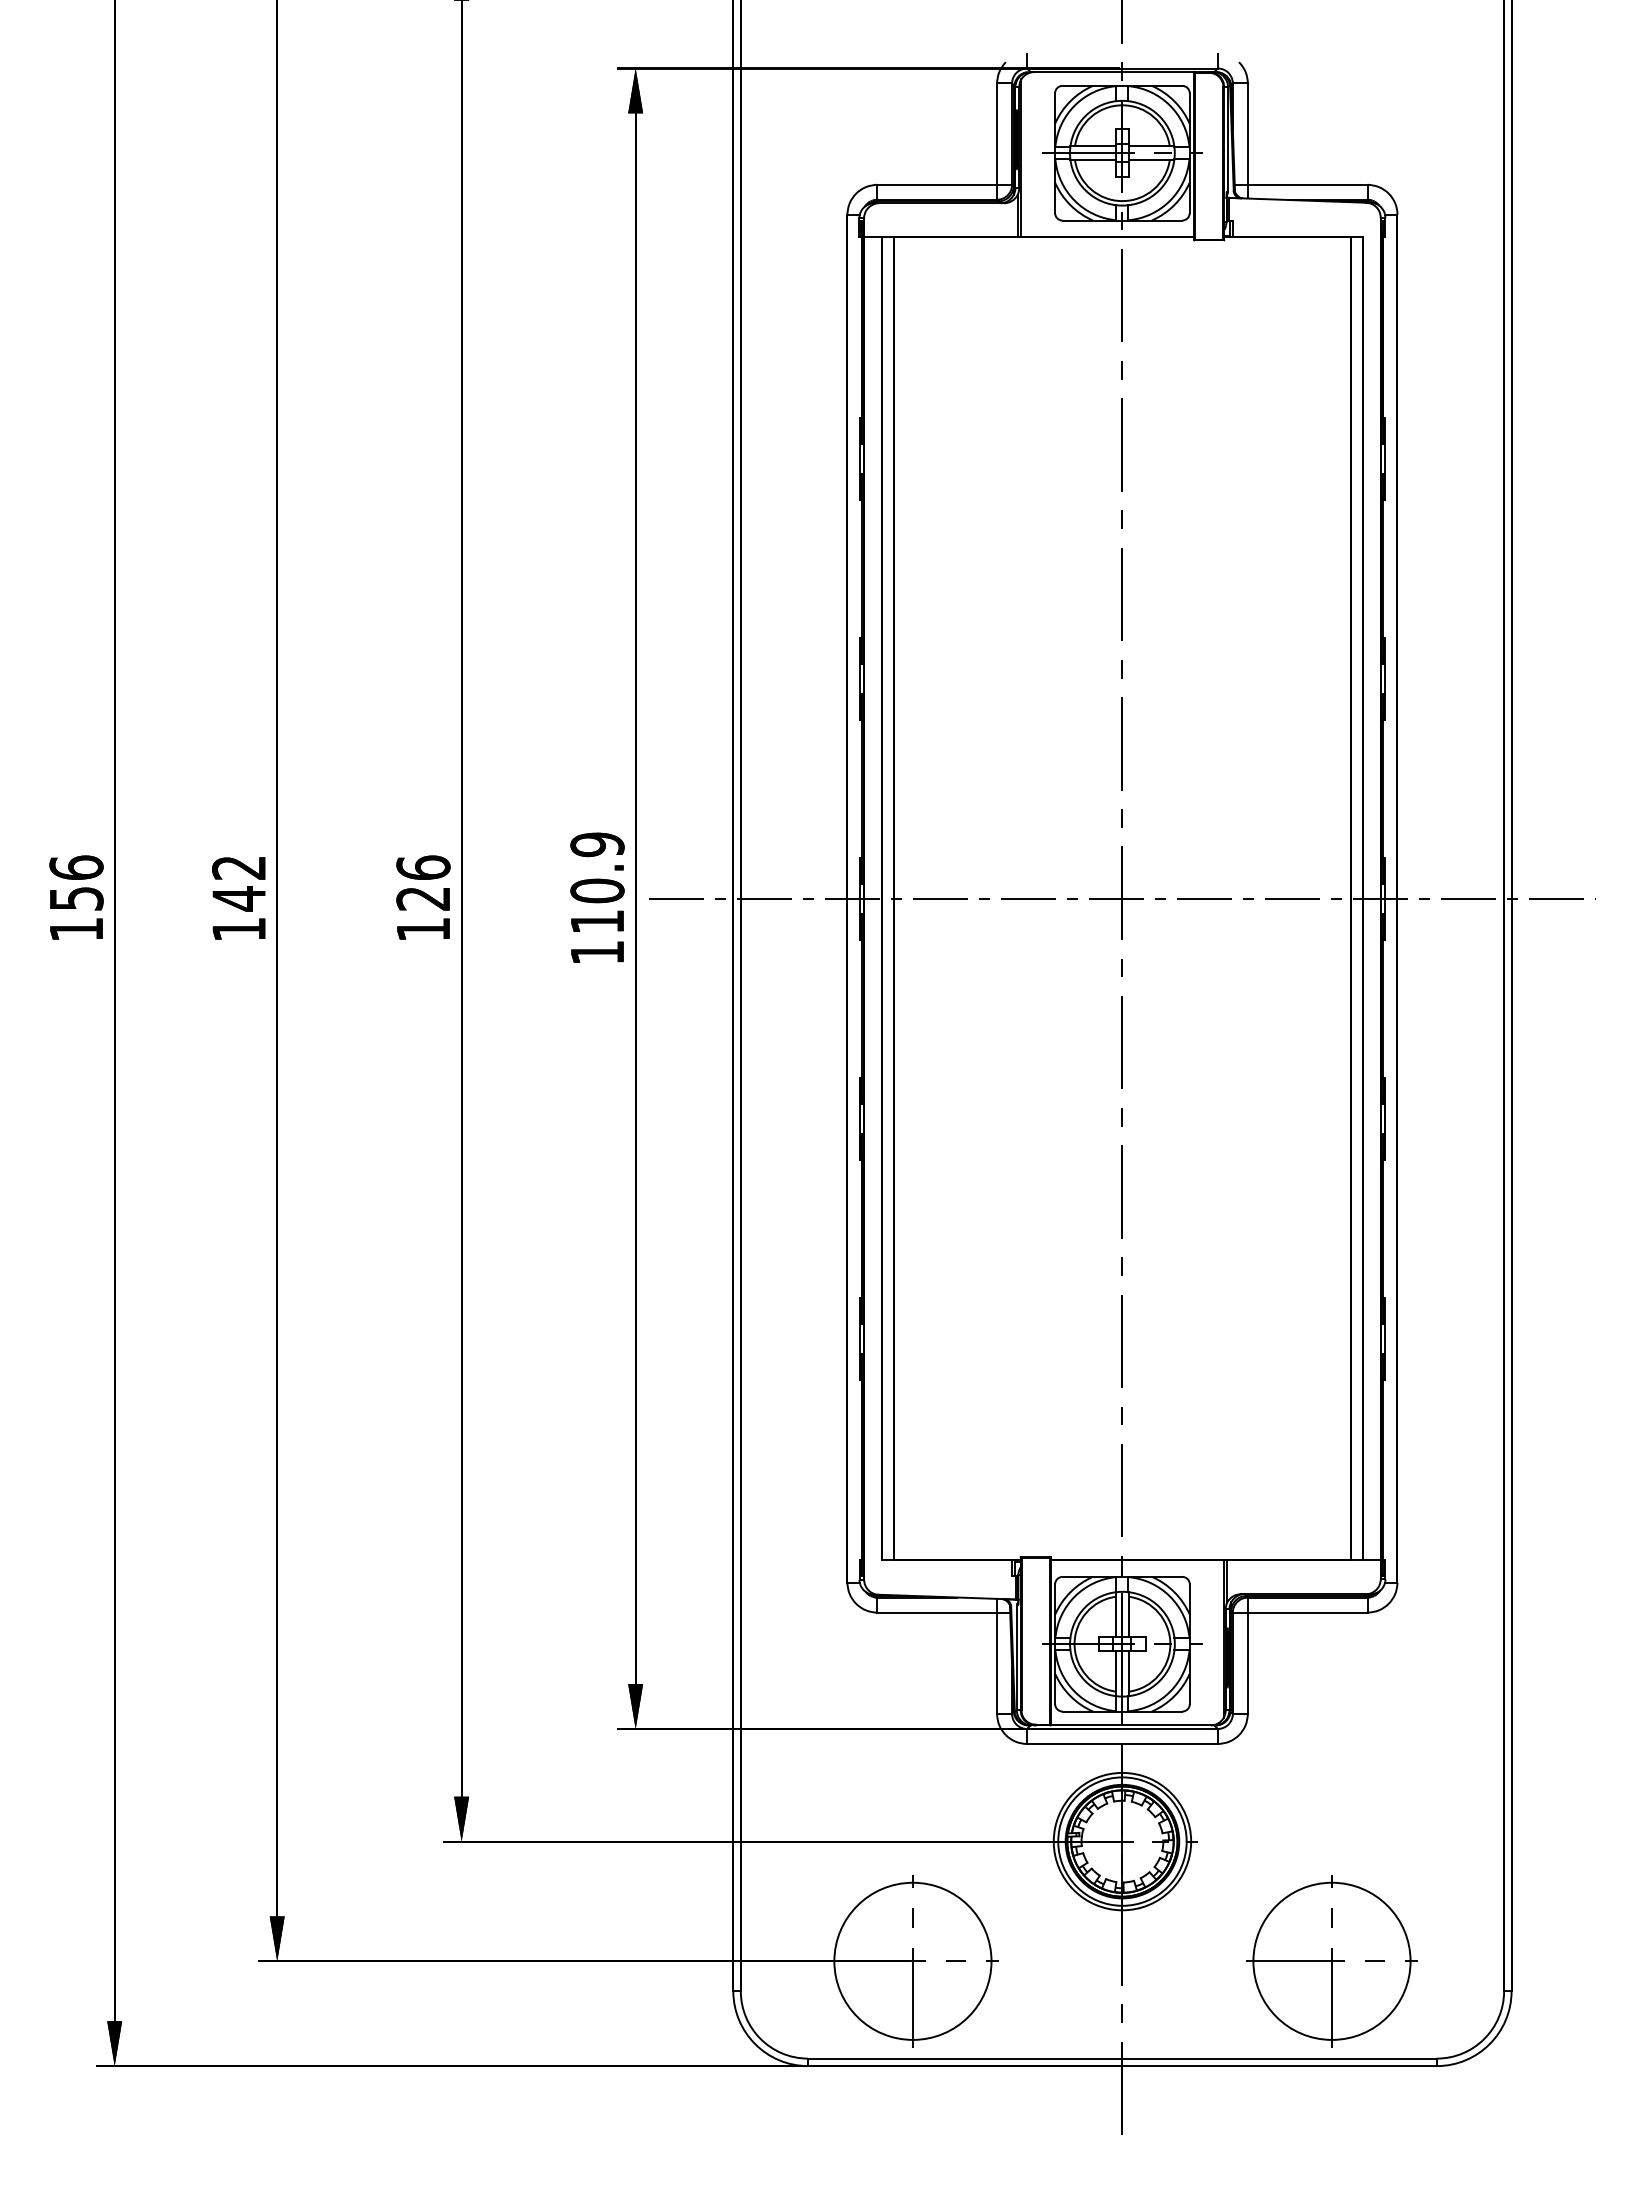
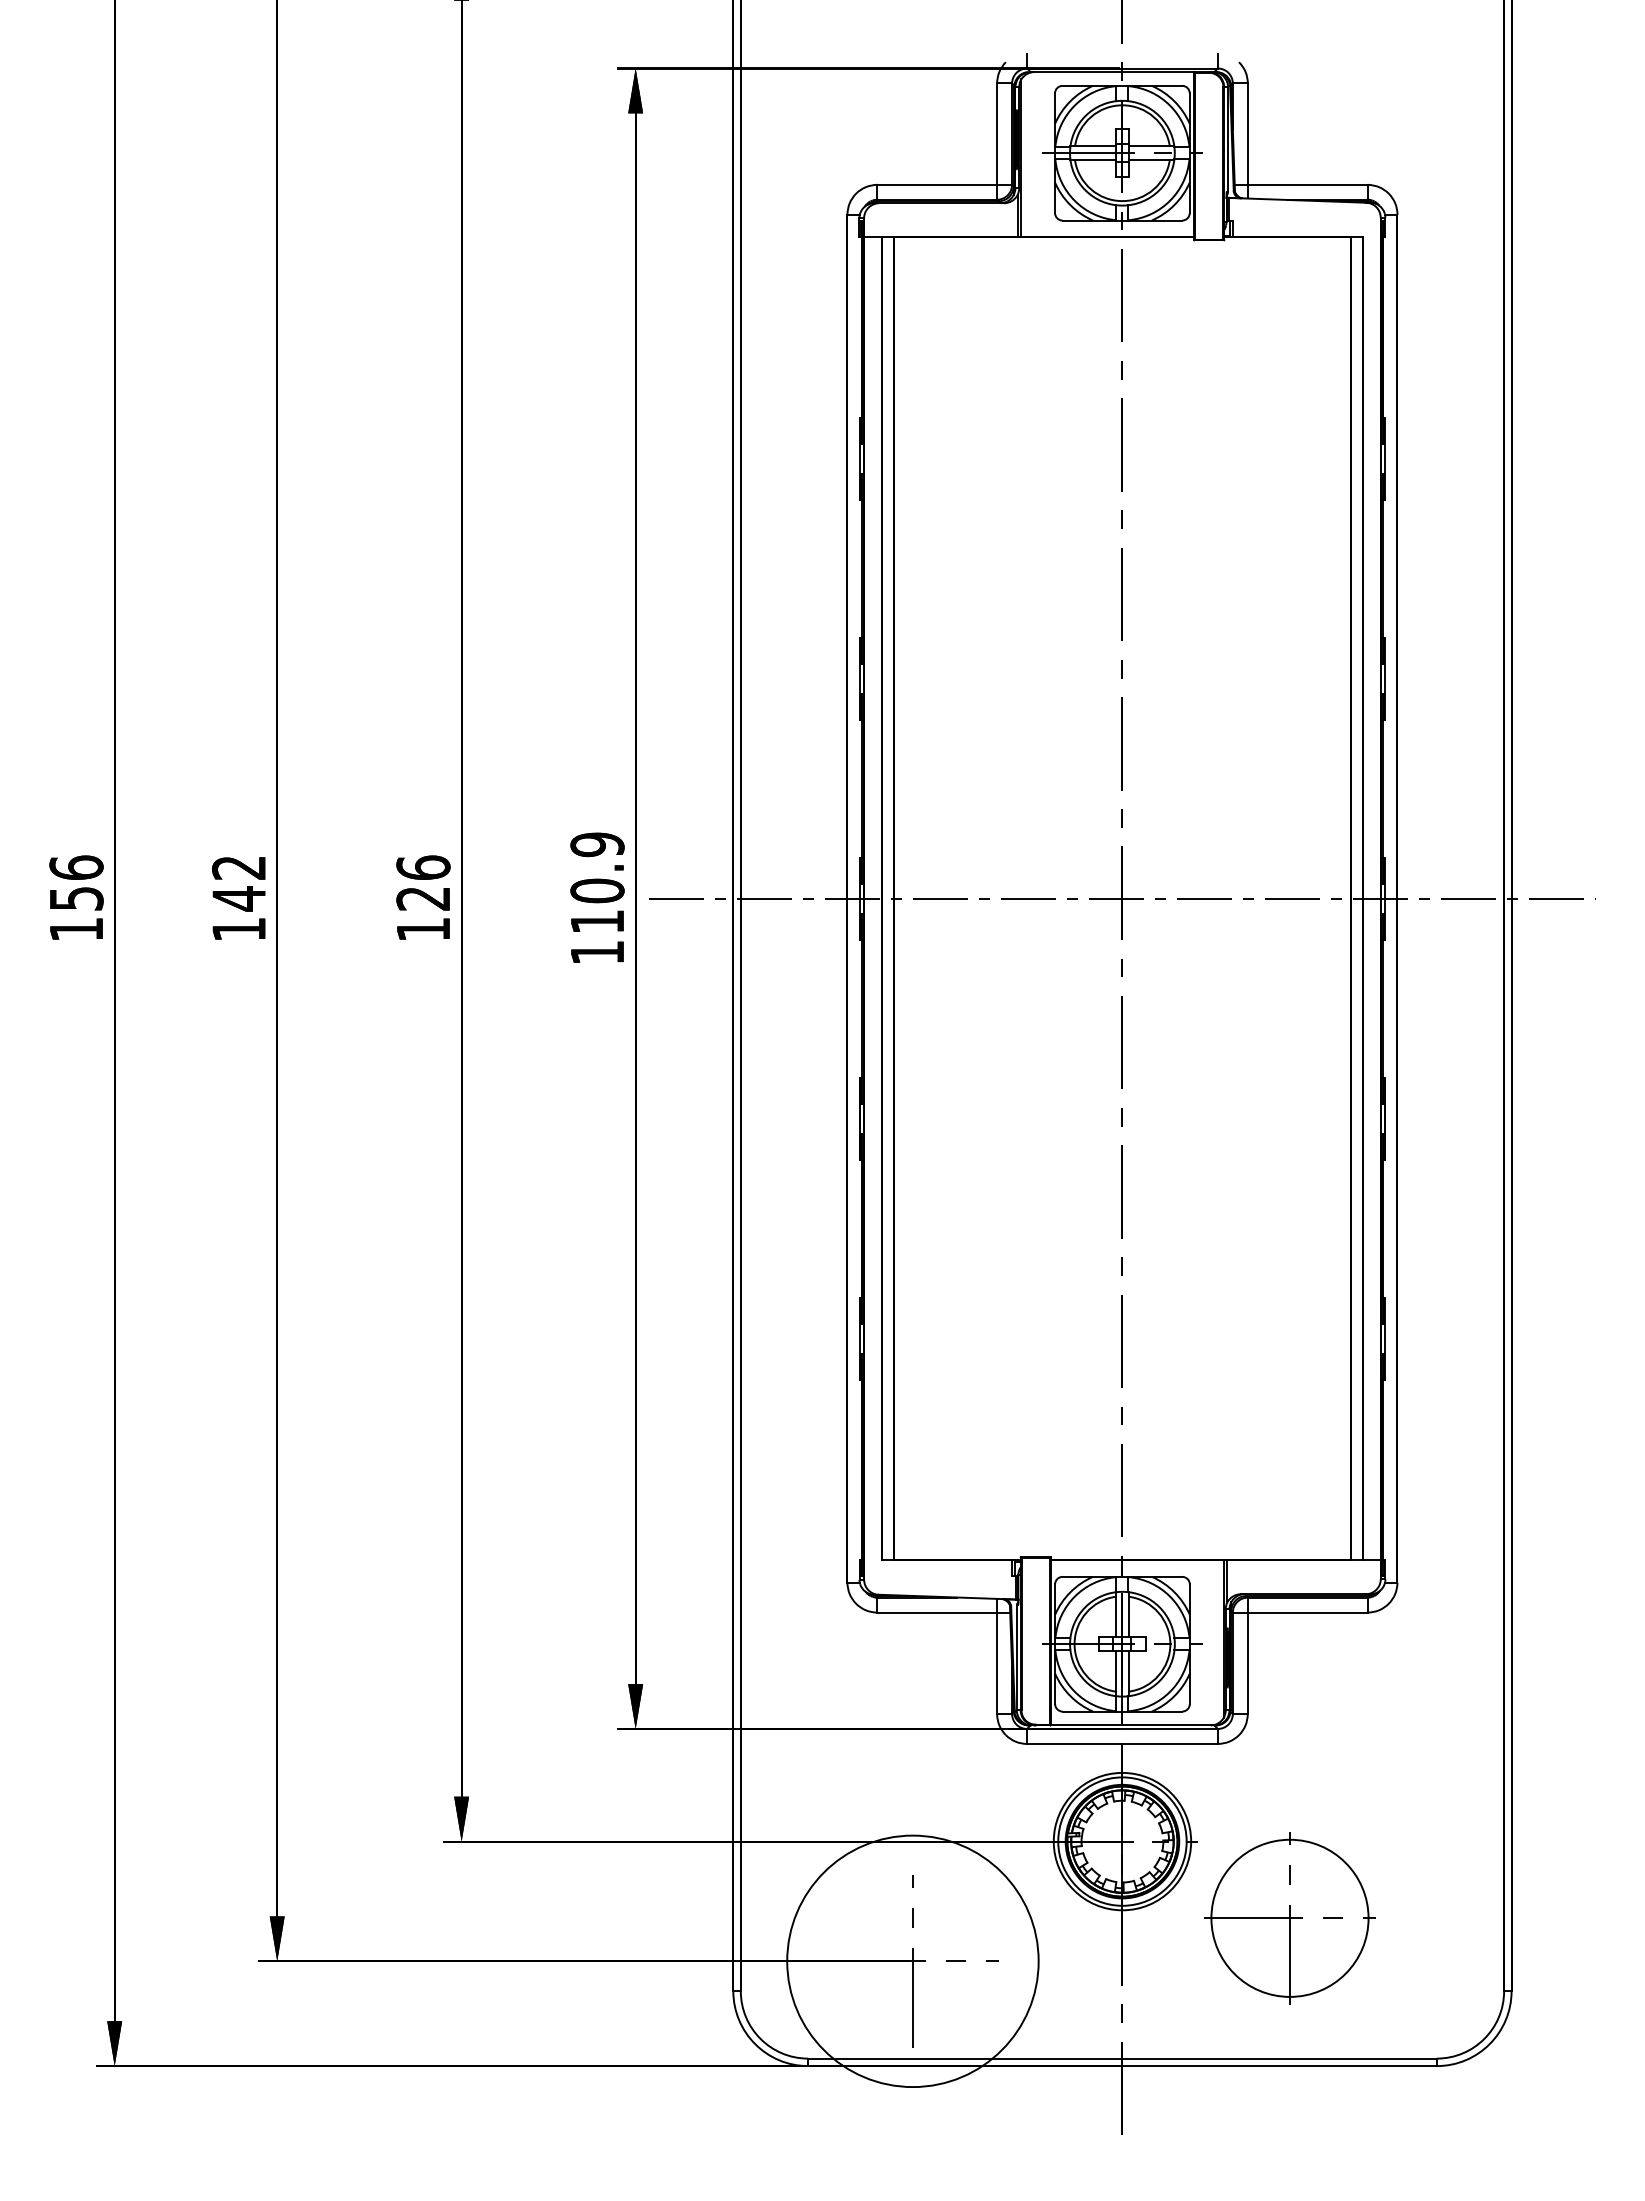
circle diameter: 157 px -> 251 px (912, 1961)
part position: (1331, 1961) -> (1289, 1918) (1289, 1918)
